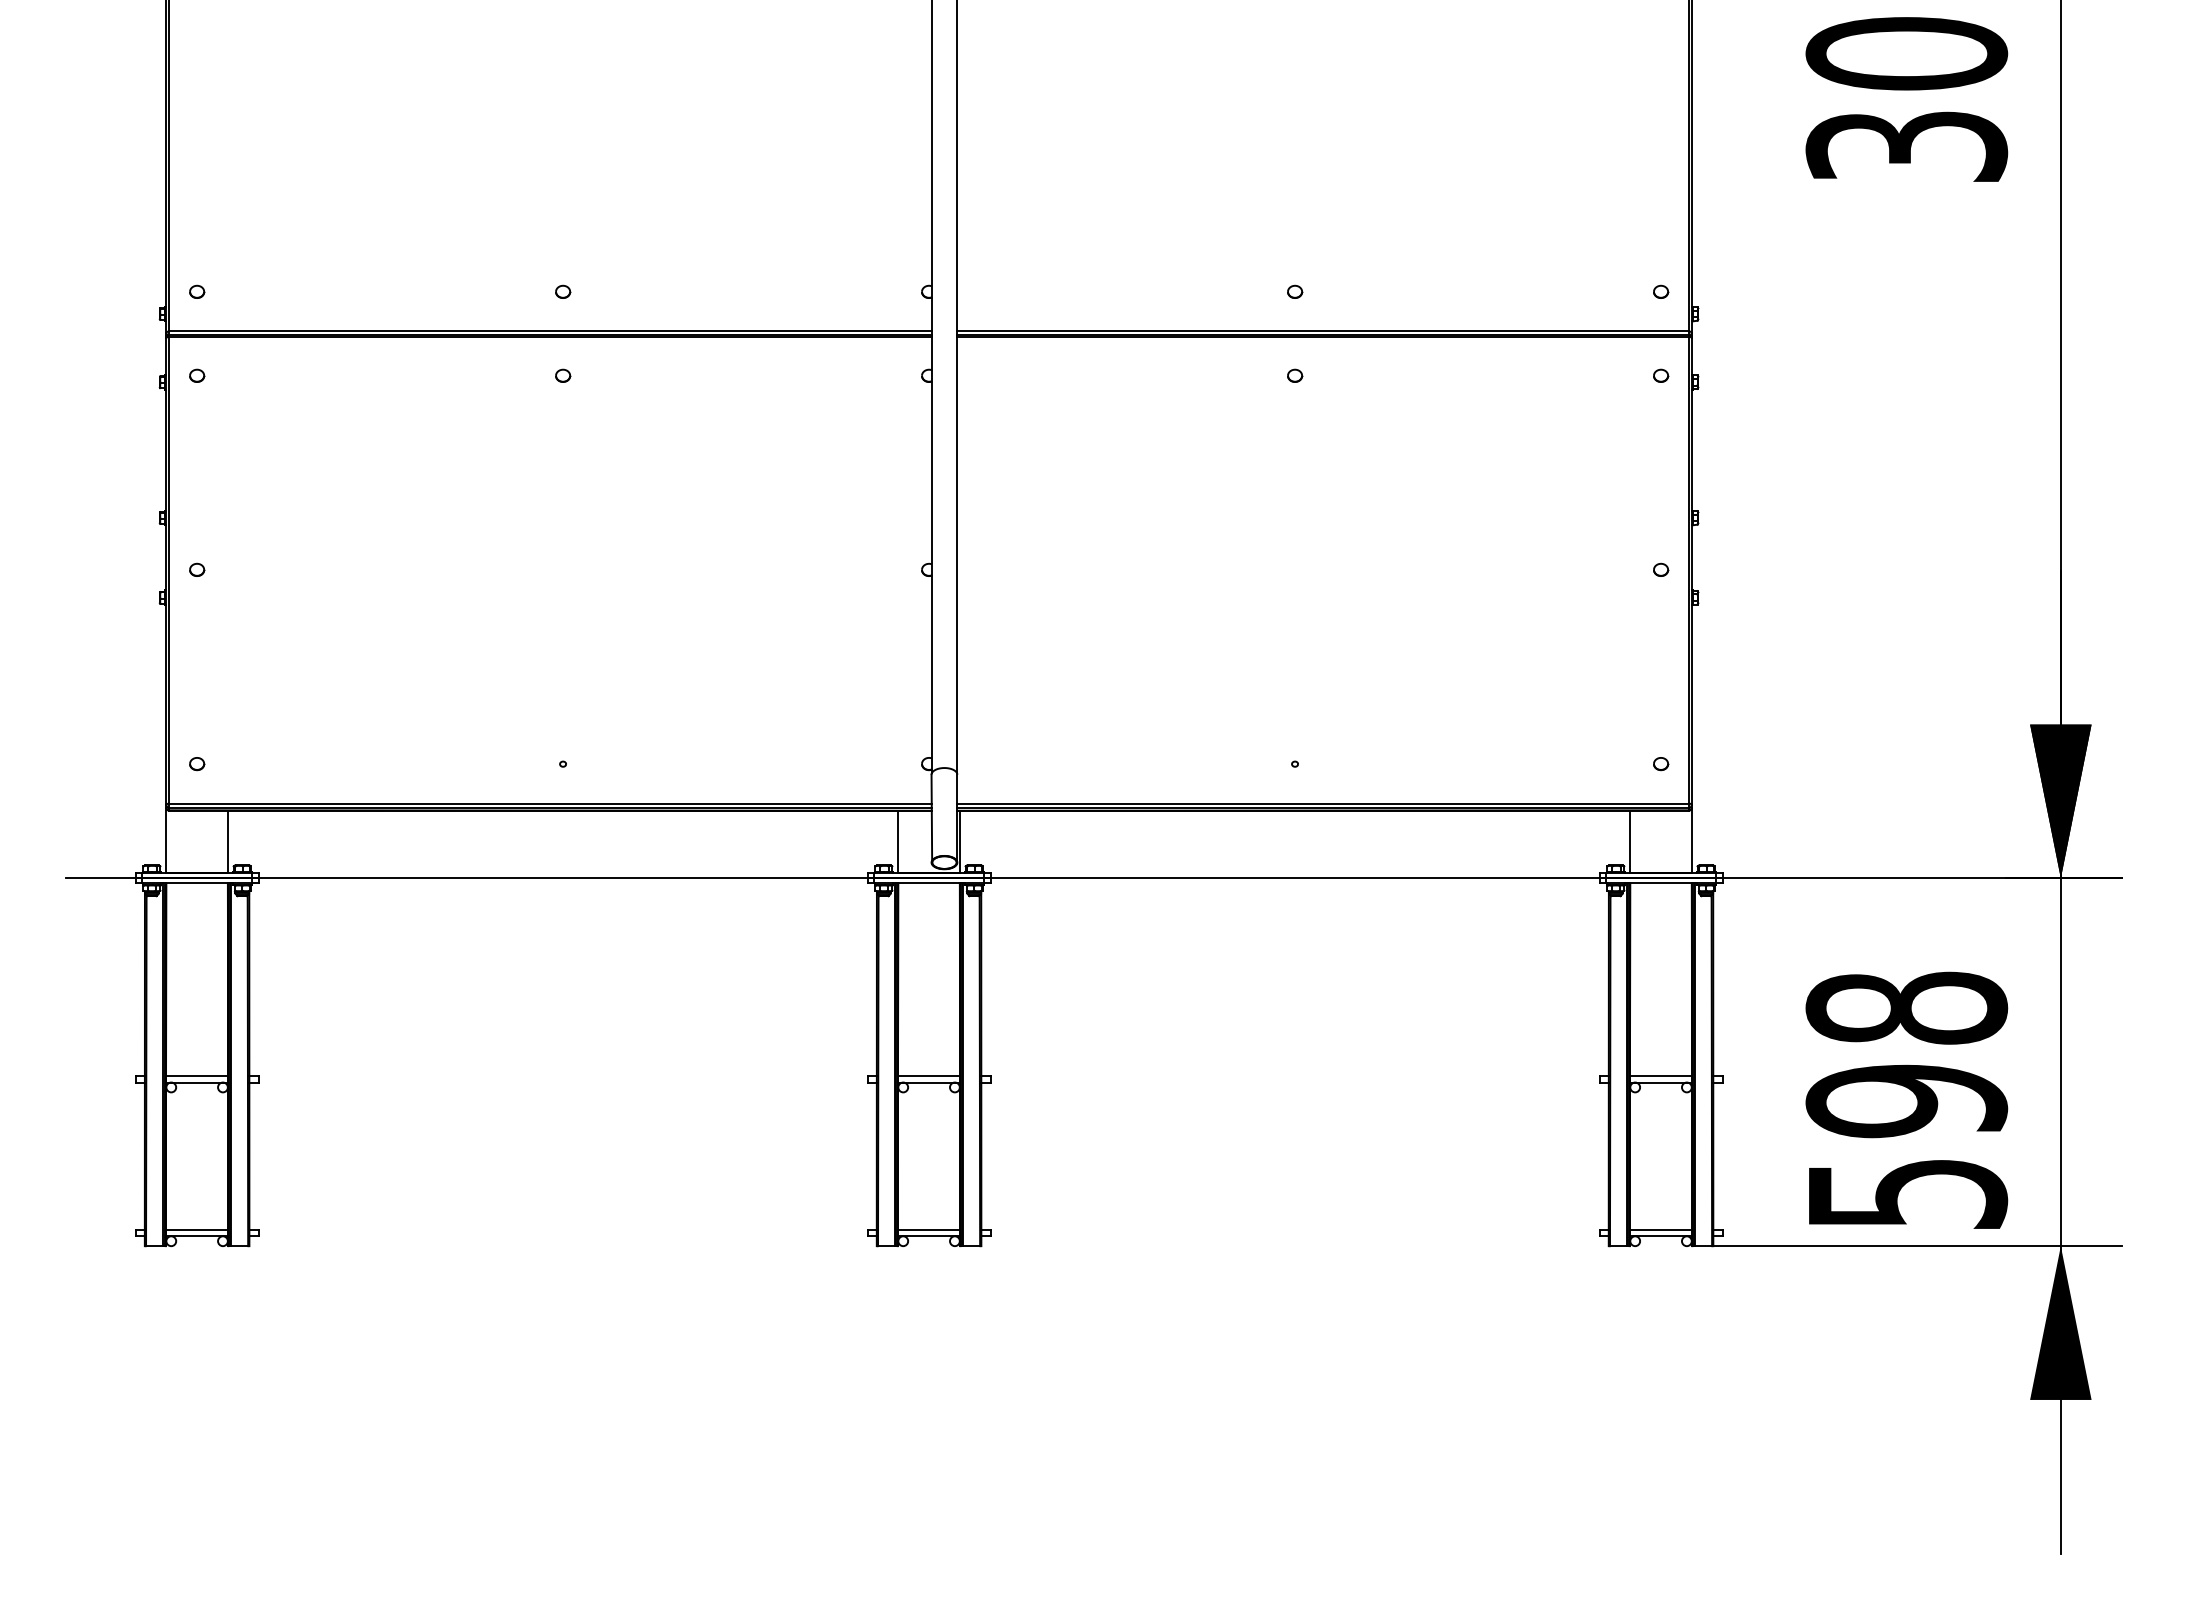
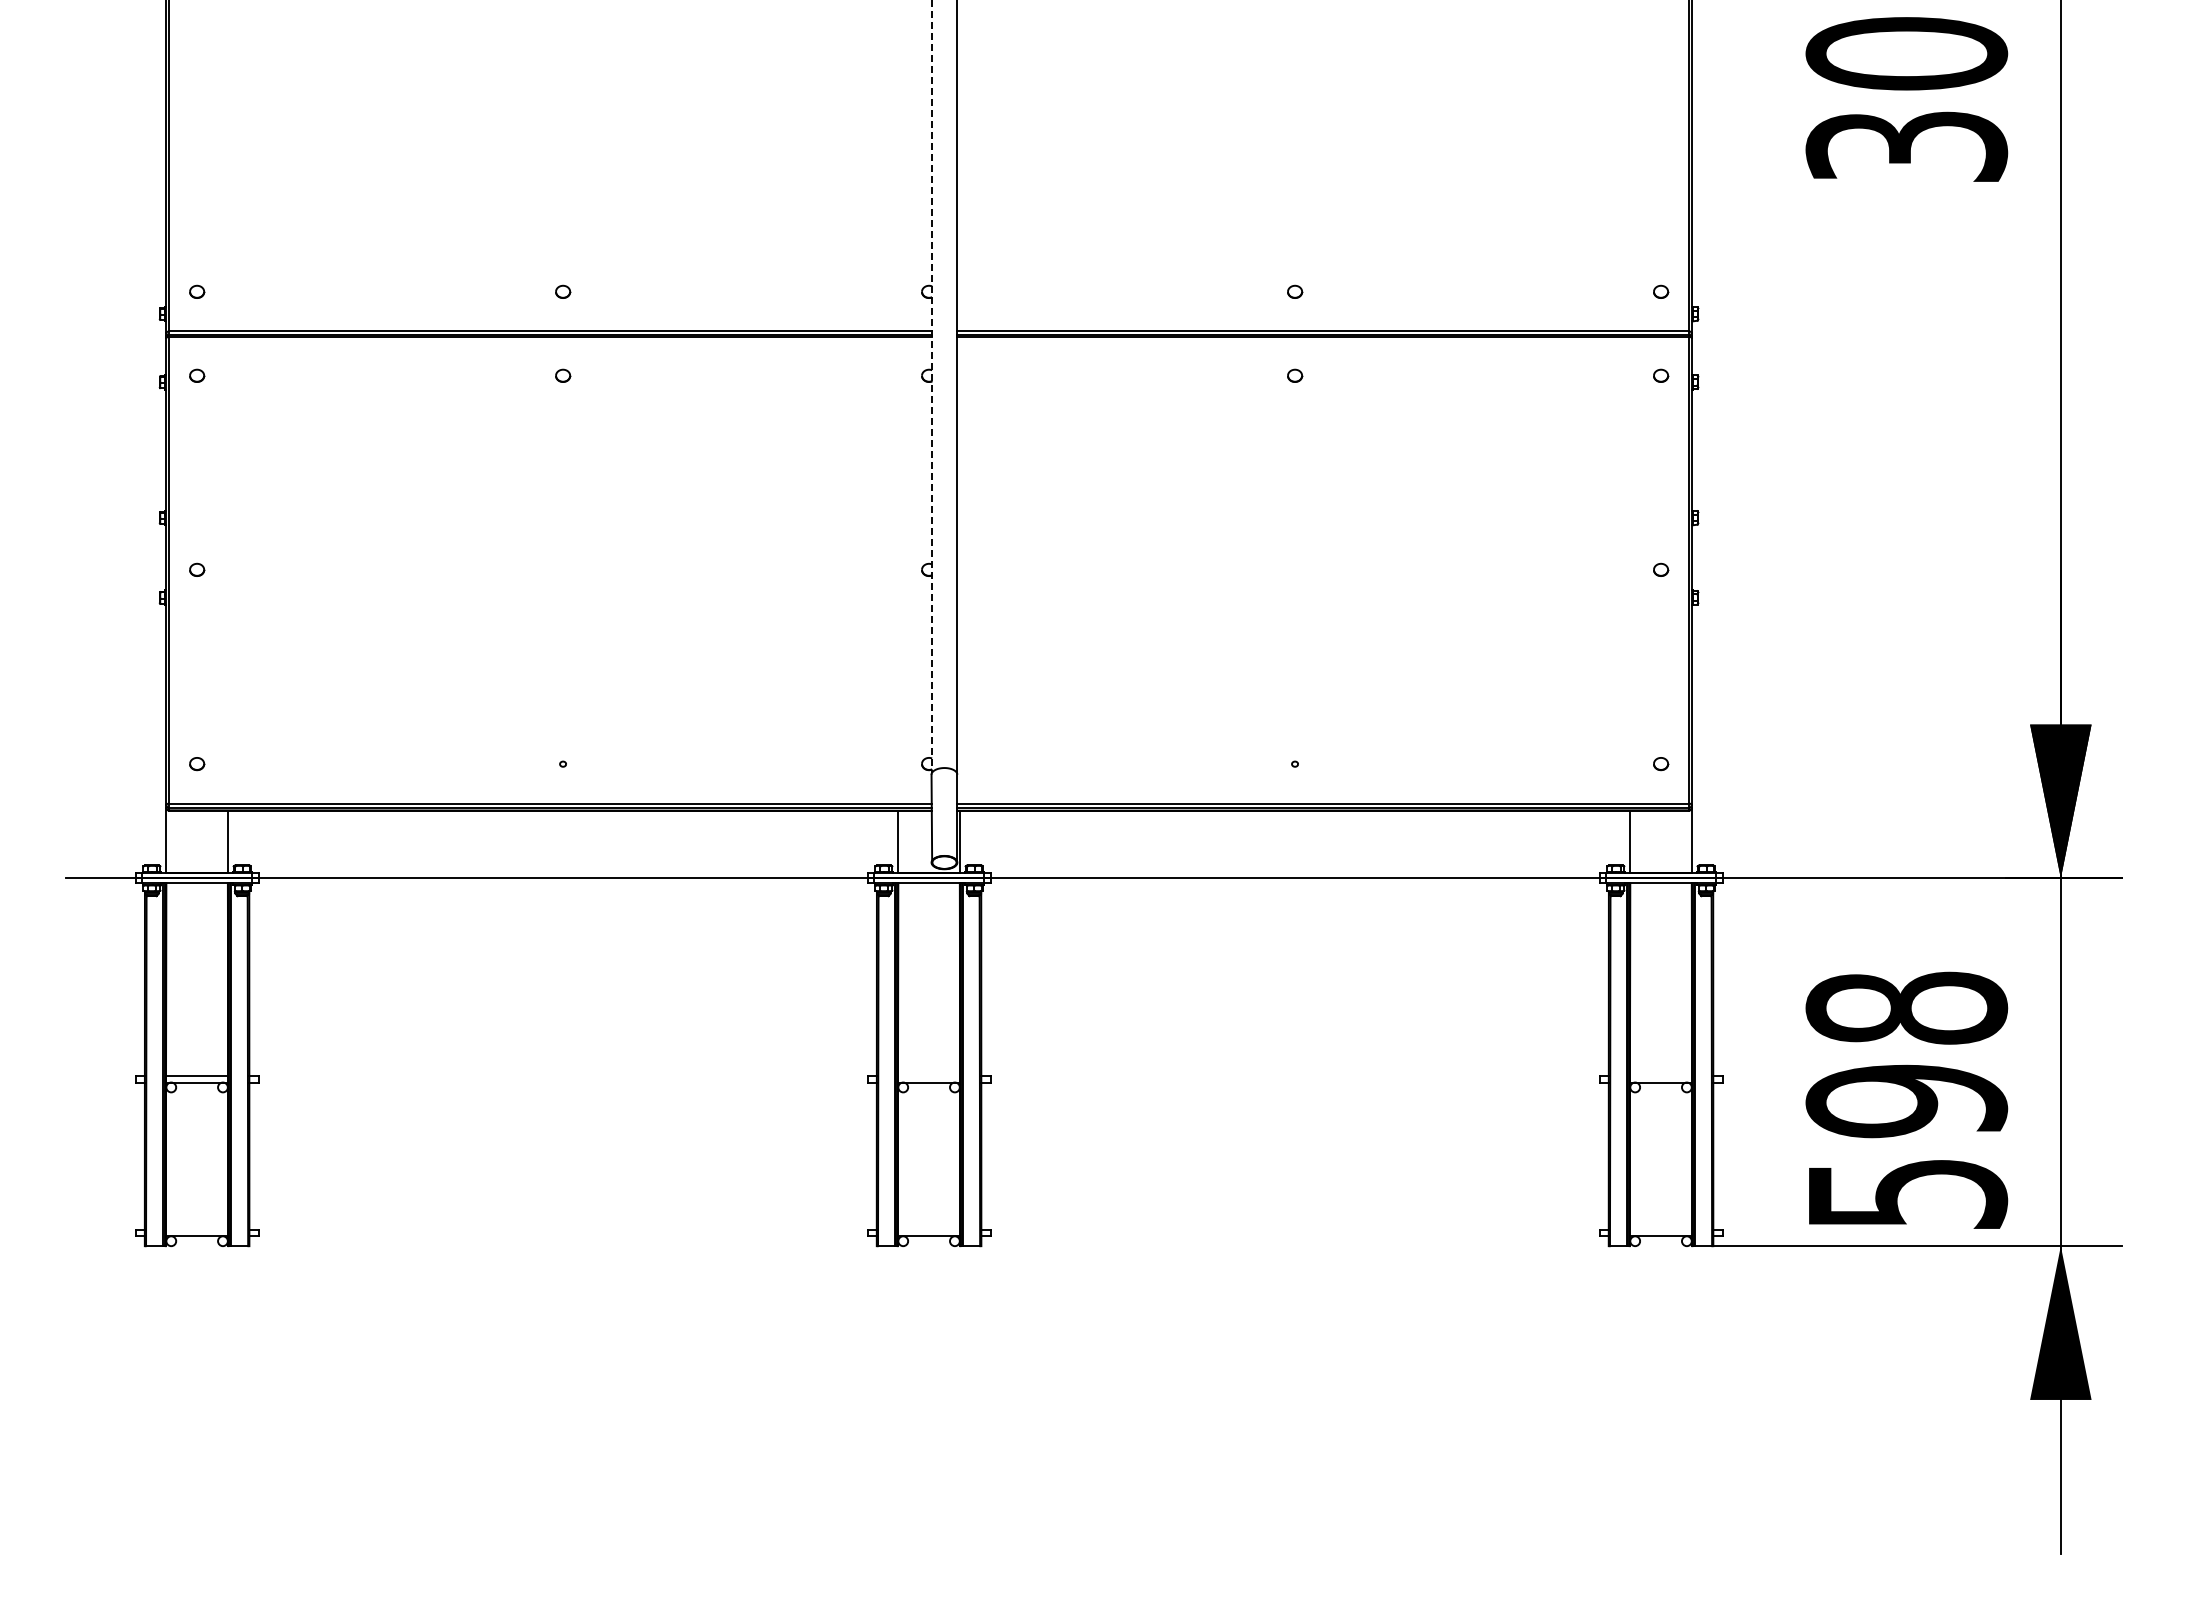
line: solid -> dashed (932, 386)
line: present -> none (928, 1076)
line: present -> none (1660, 1076)
line: present -> none (196, 1230)
line: present -> none (928, 1230)
line: present -> none (1660, 1230)
